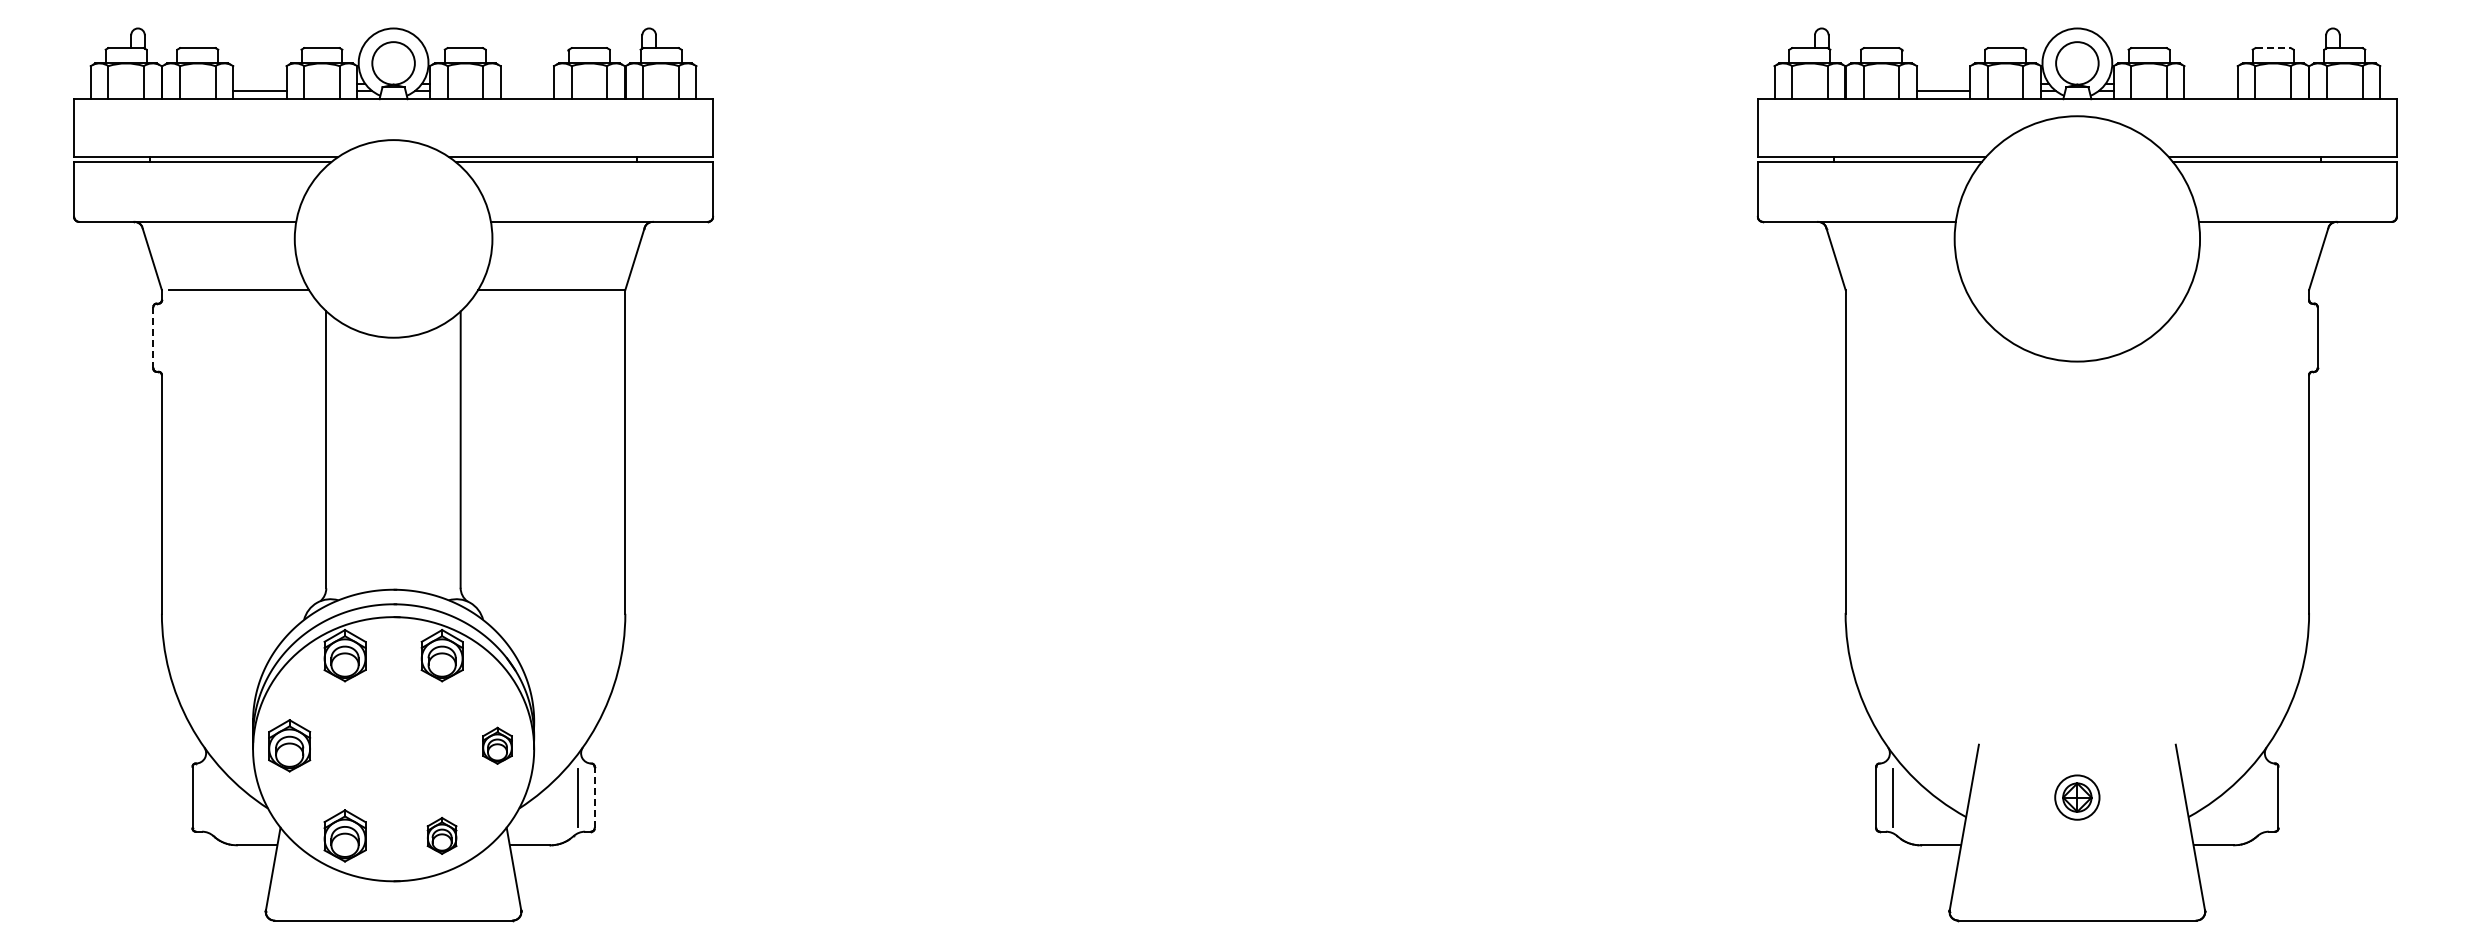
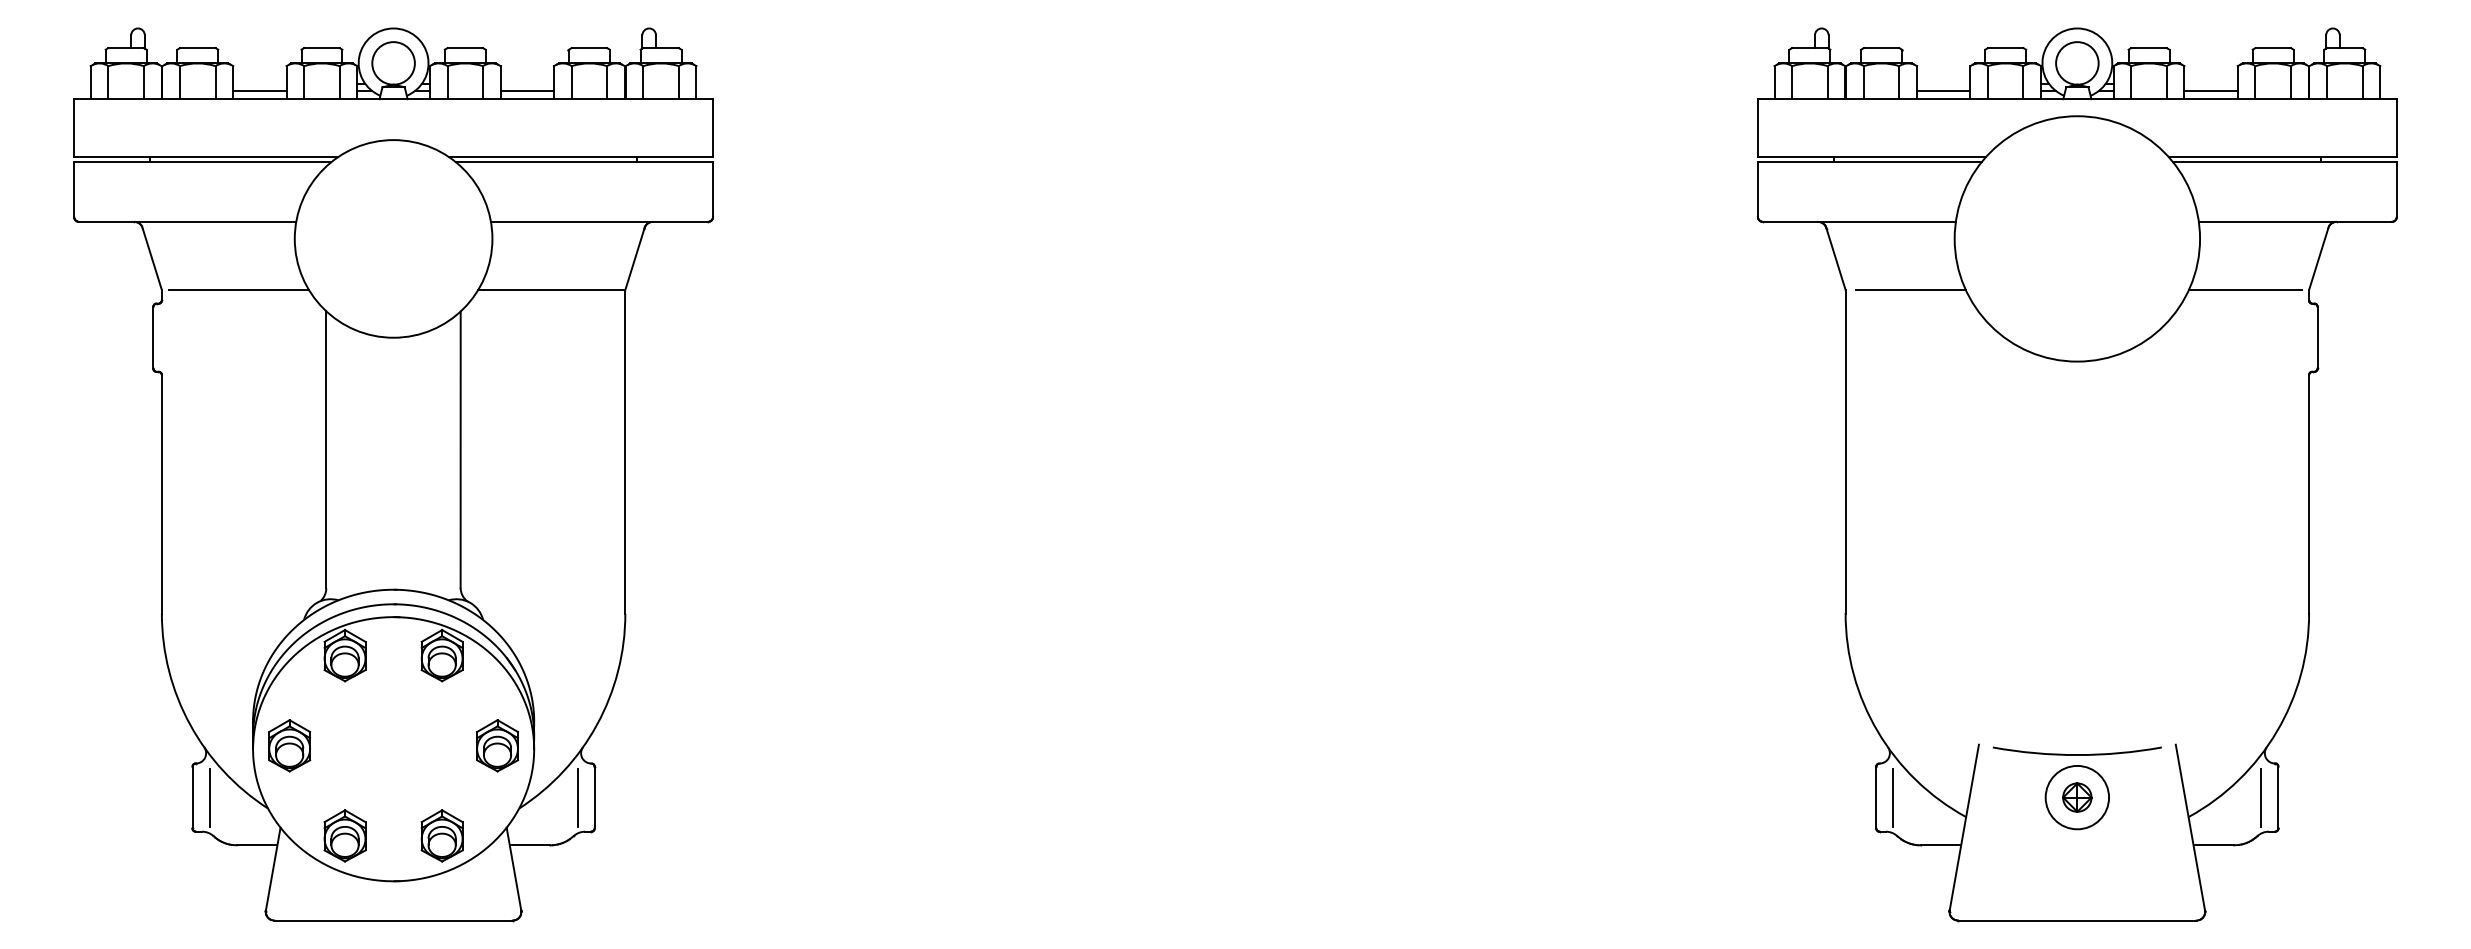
line: dashed -> solid (2273, 48)
line: none -> present (526, 90)
line: none -> present (2210, 90)
line: none -> present (1910, 290)
line: none -> present (2244, 290)
line: dashed -> solid (153, 337)
part size: 31x39 px -> 43x54 px (497, 745)
arc: none -> present (2076, 754)
line: none -> present (209, 797)
line: dashed -> solid (594, 797)
circle diameter: 44 px -> 63 px (2077, 797)
line: none -> present (2261, 797)
part size: 32x38 px -> 44x54 px (441, 835)
